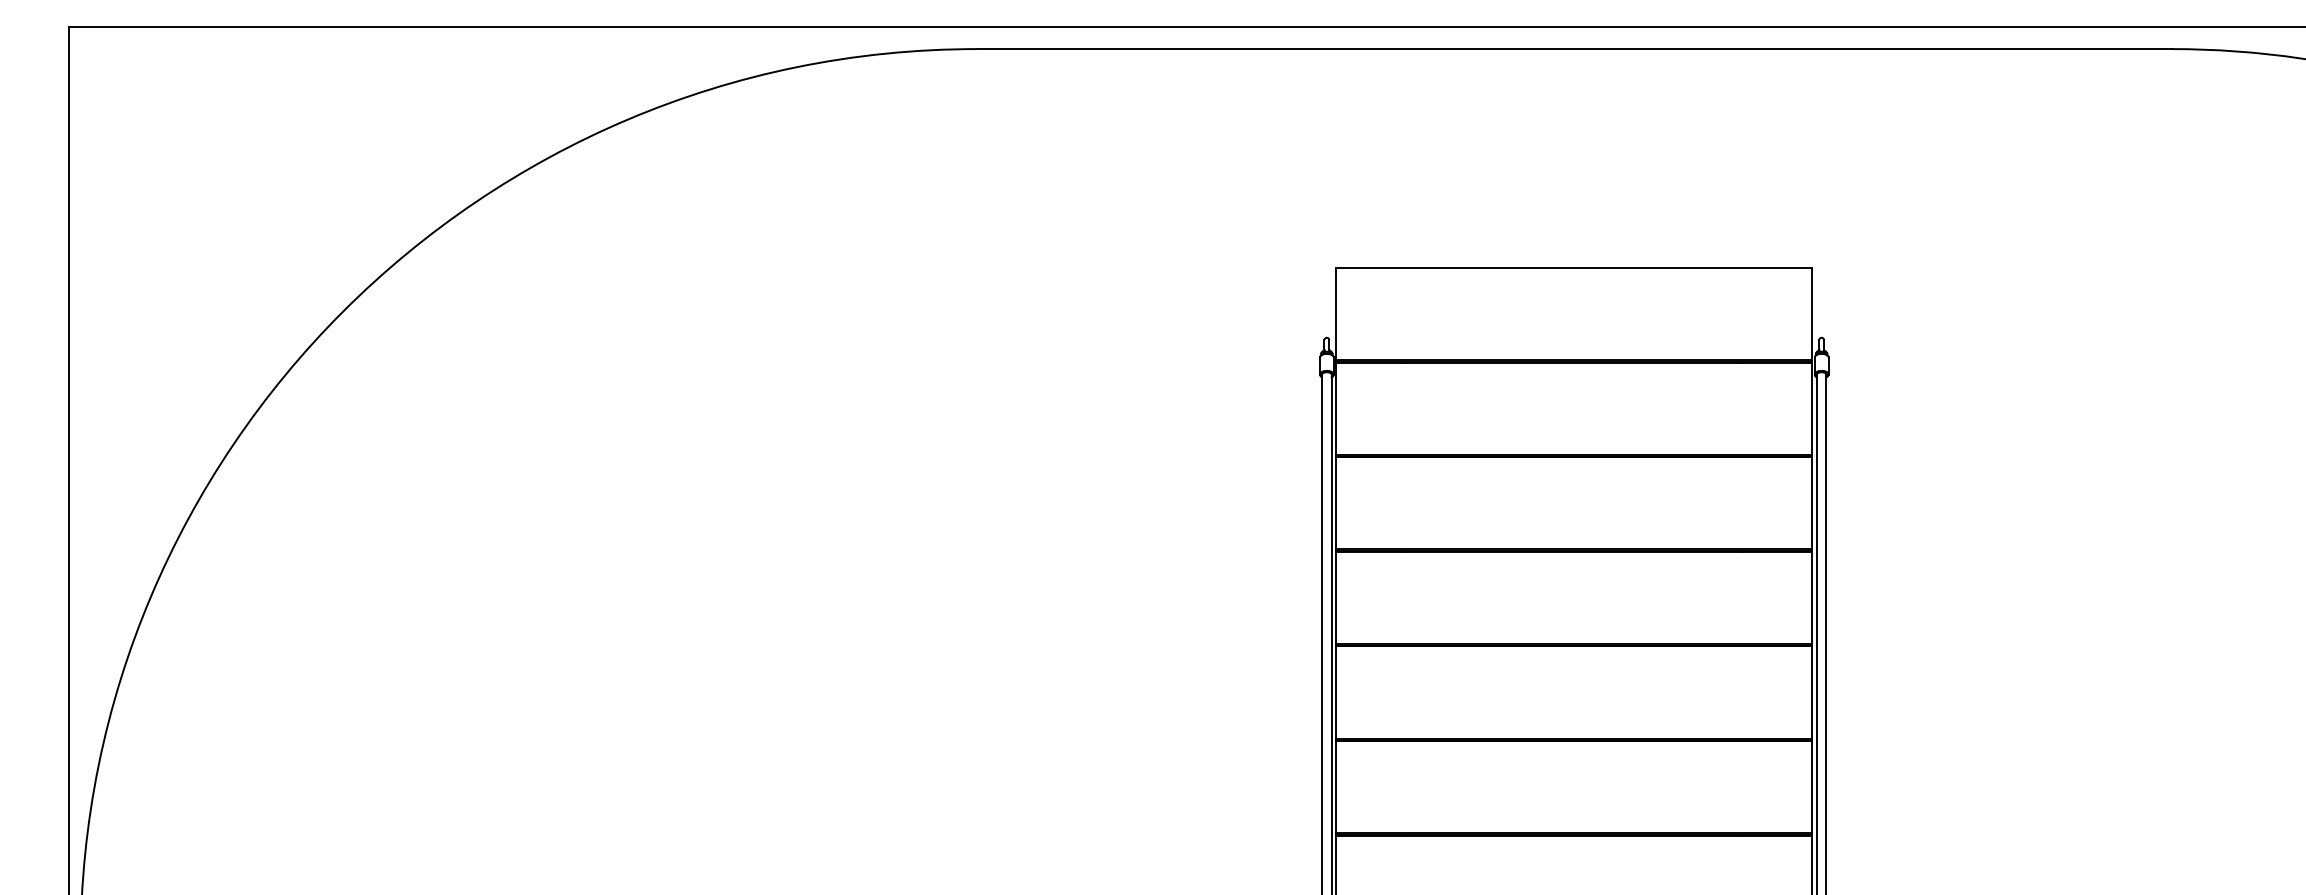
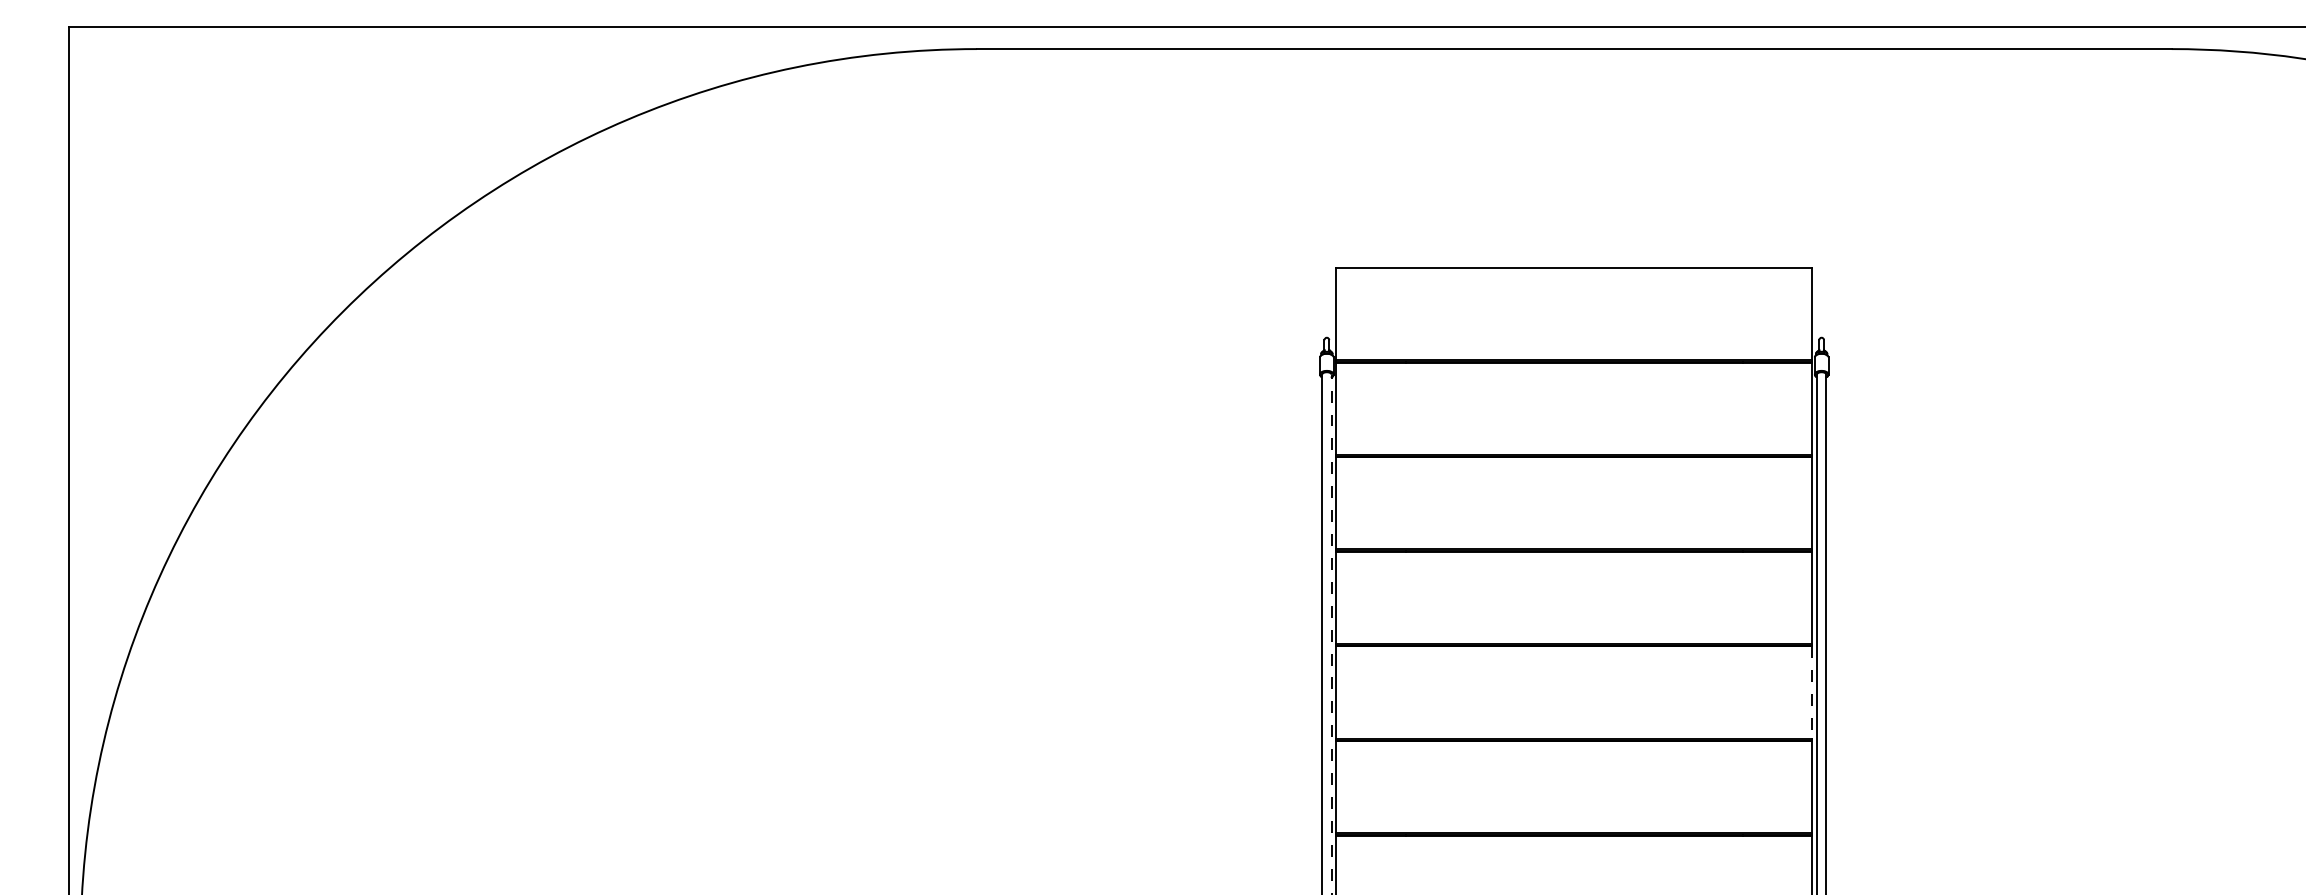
line: solid -> dashed (1331, 634)
line: solid -> dashed (1812, 693)
